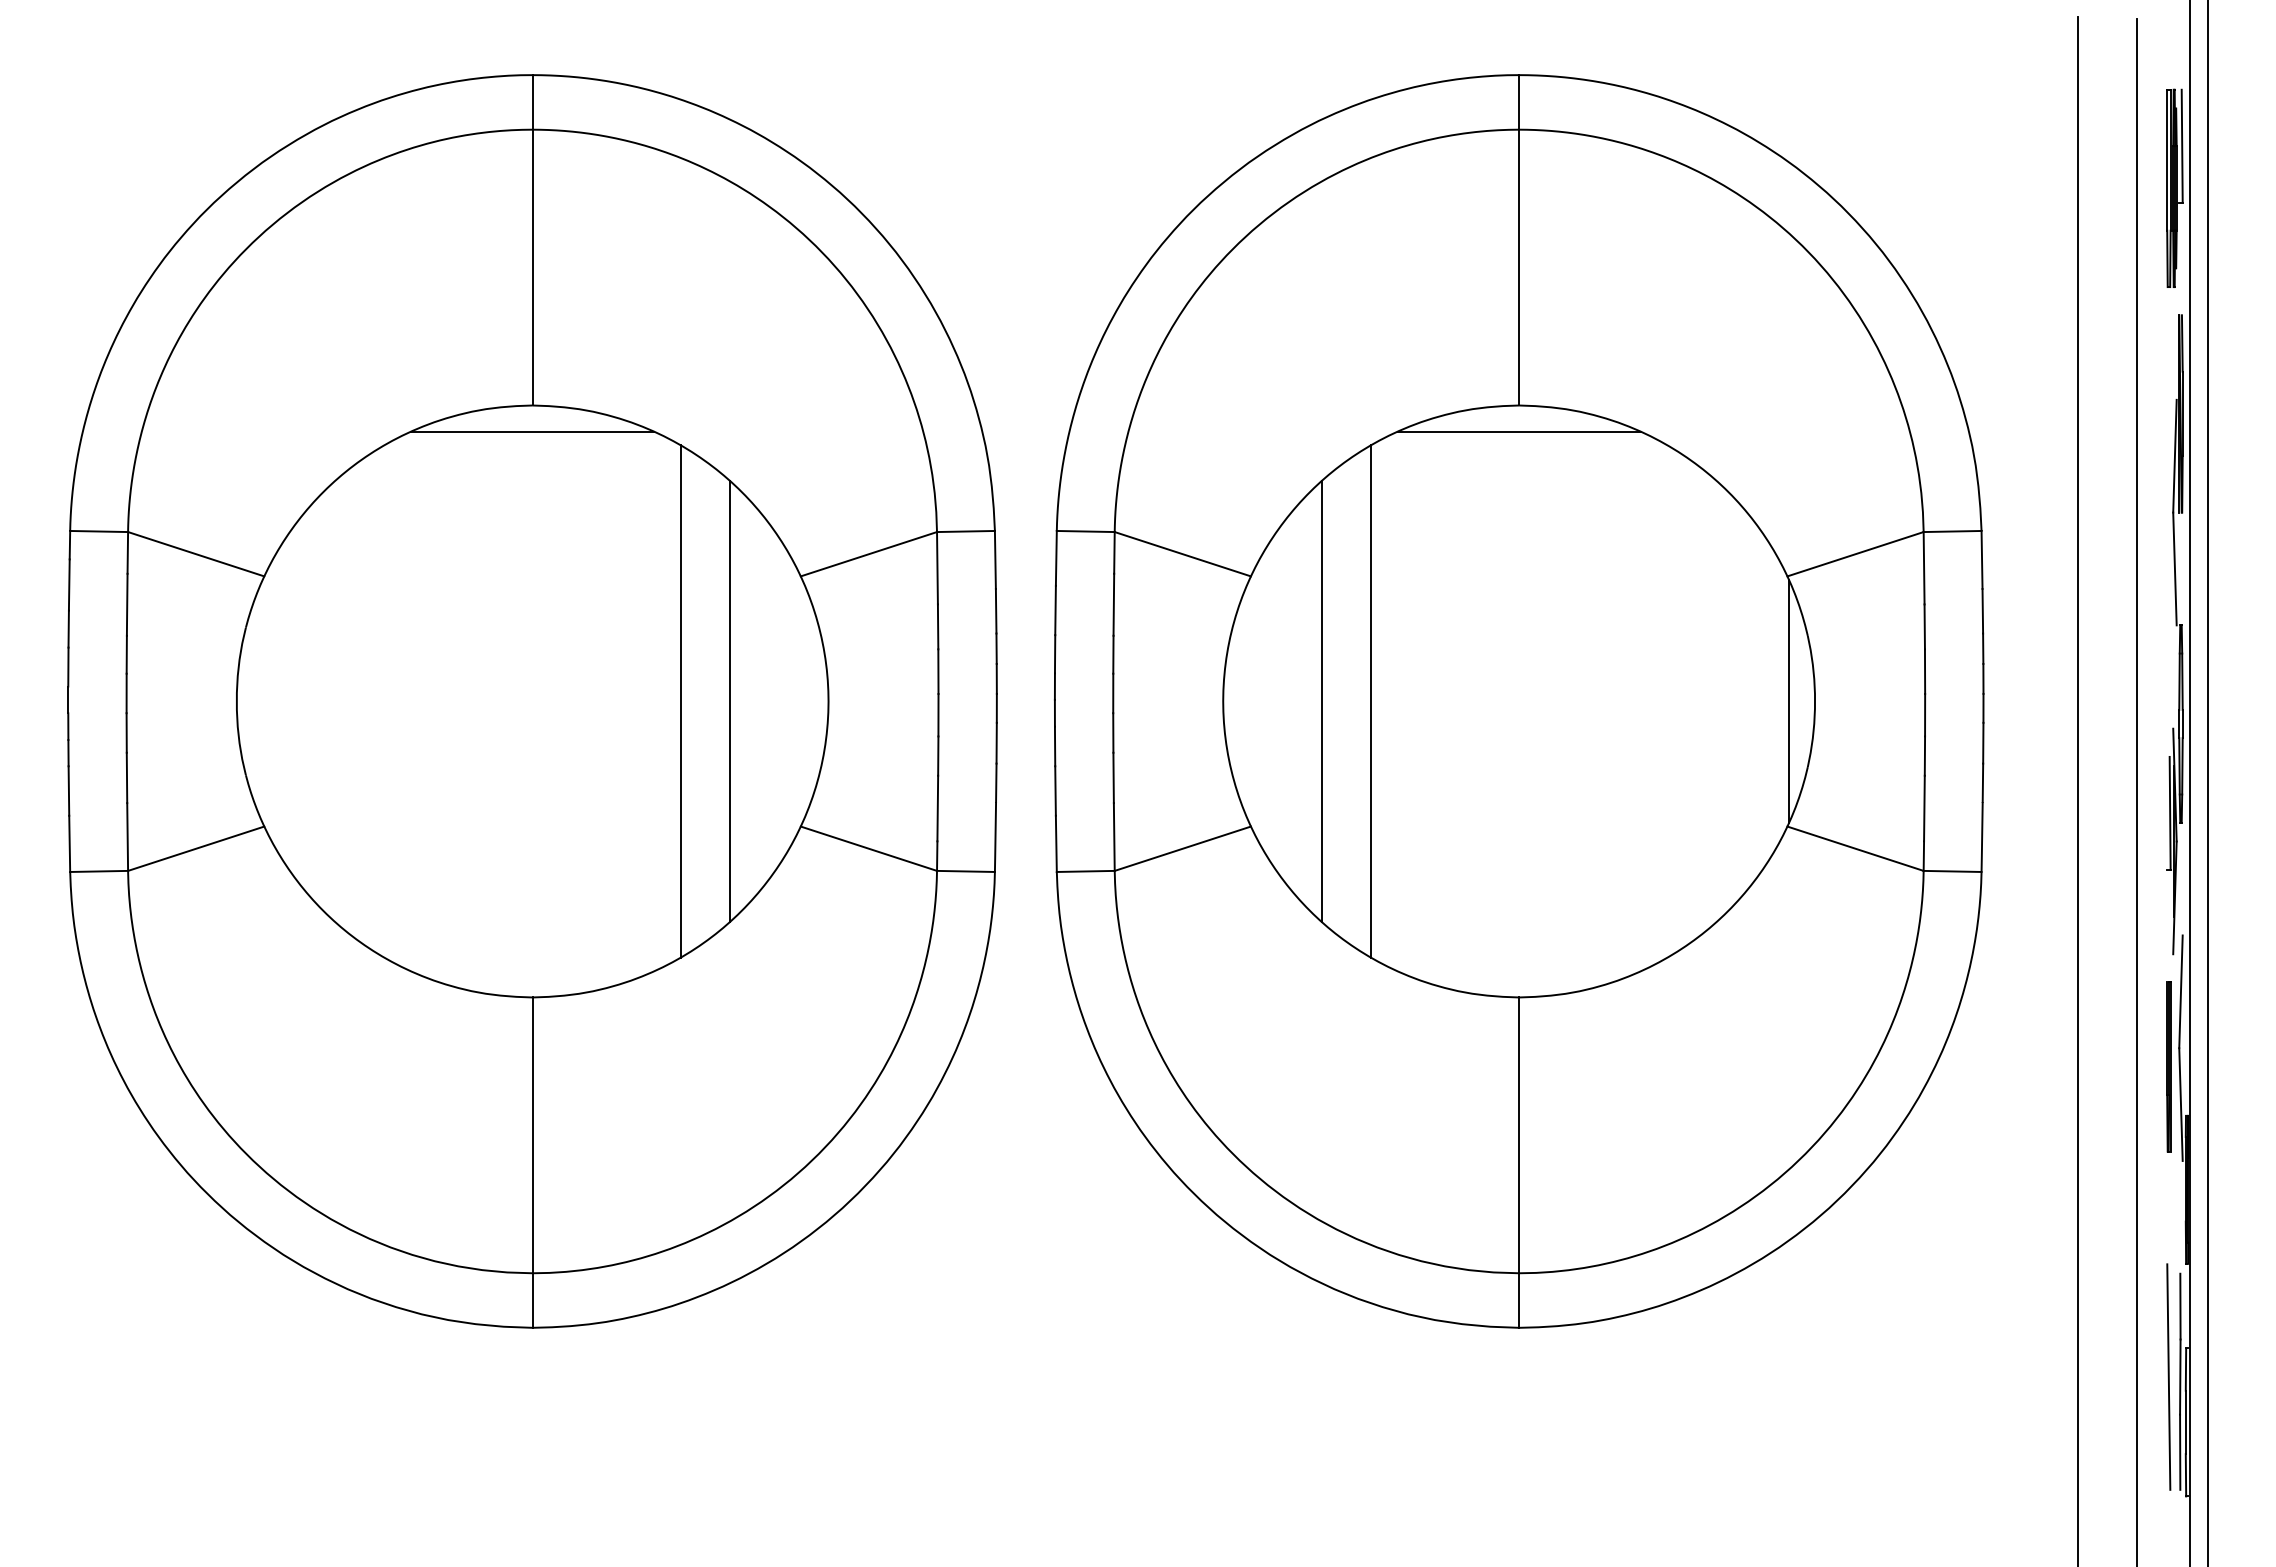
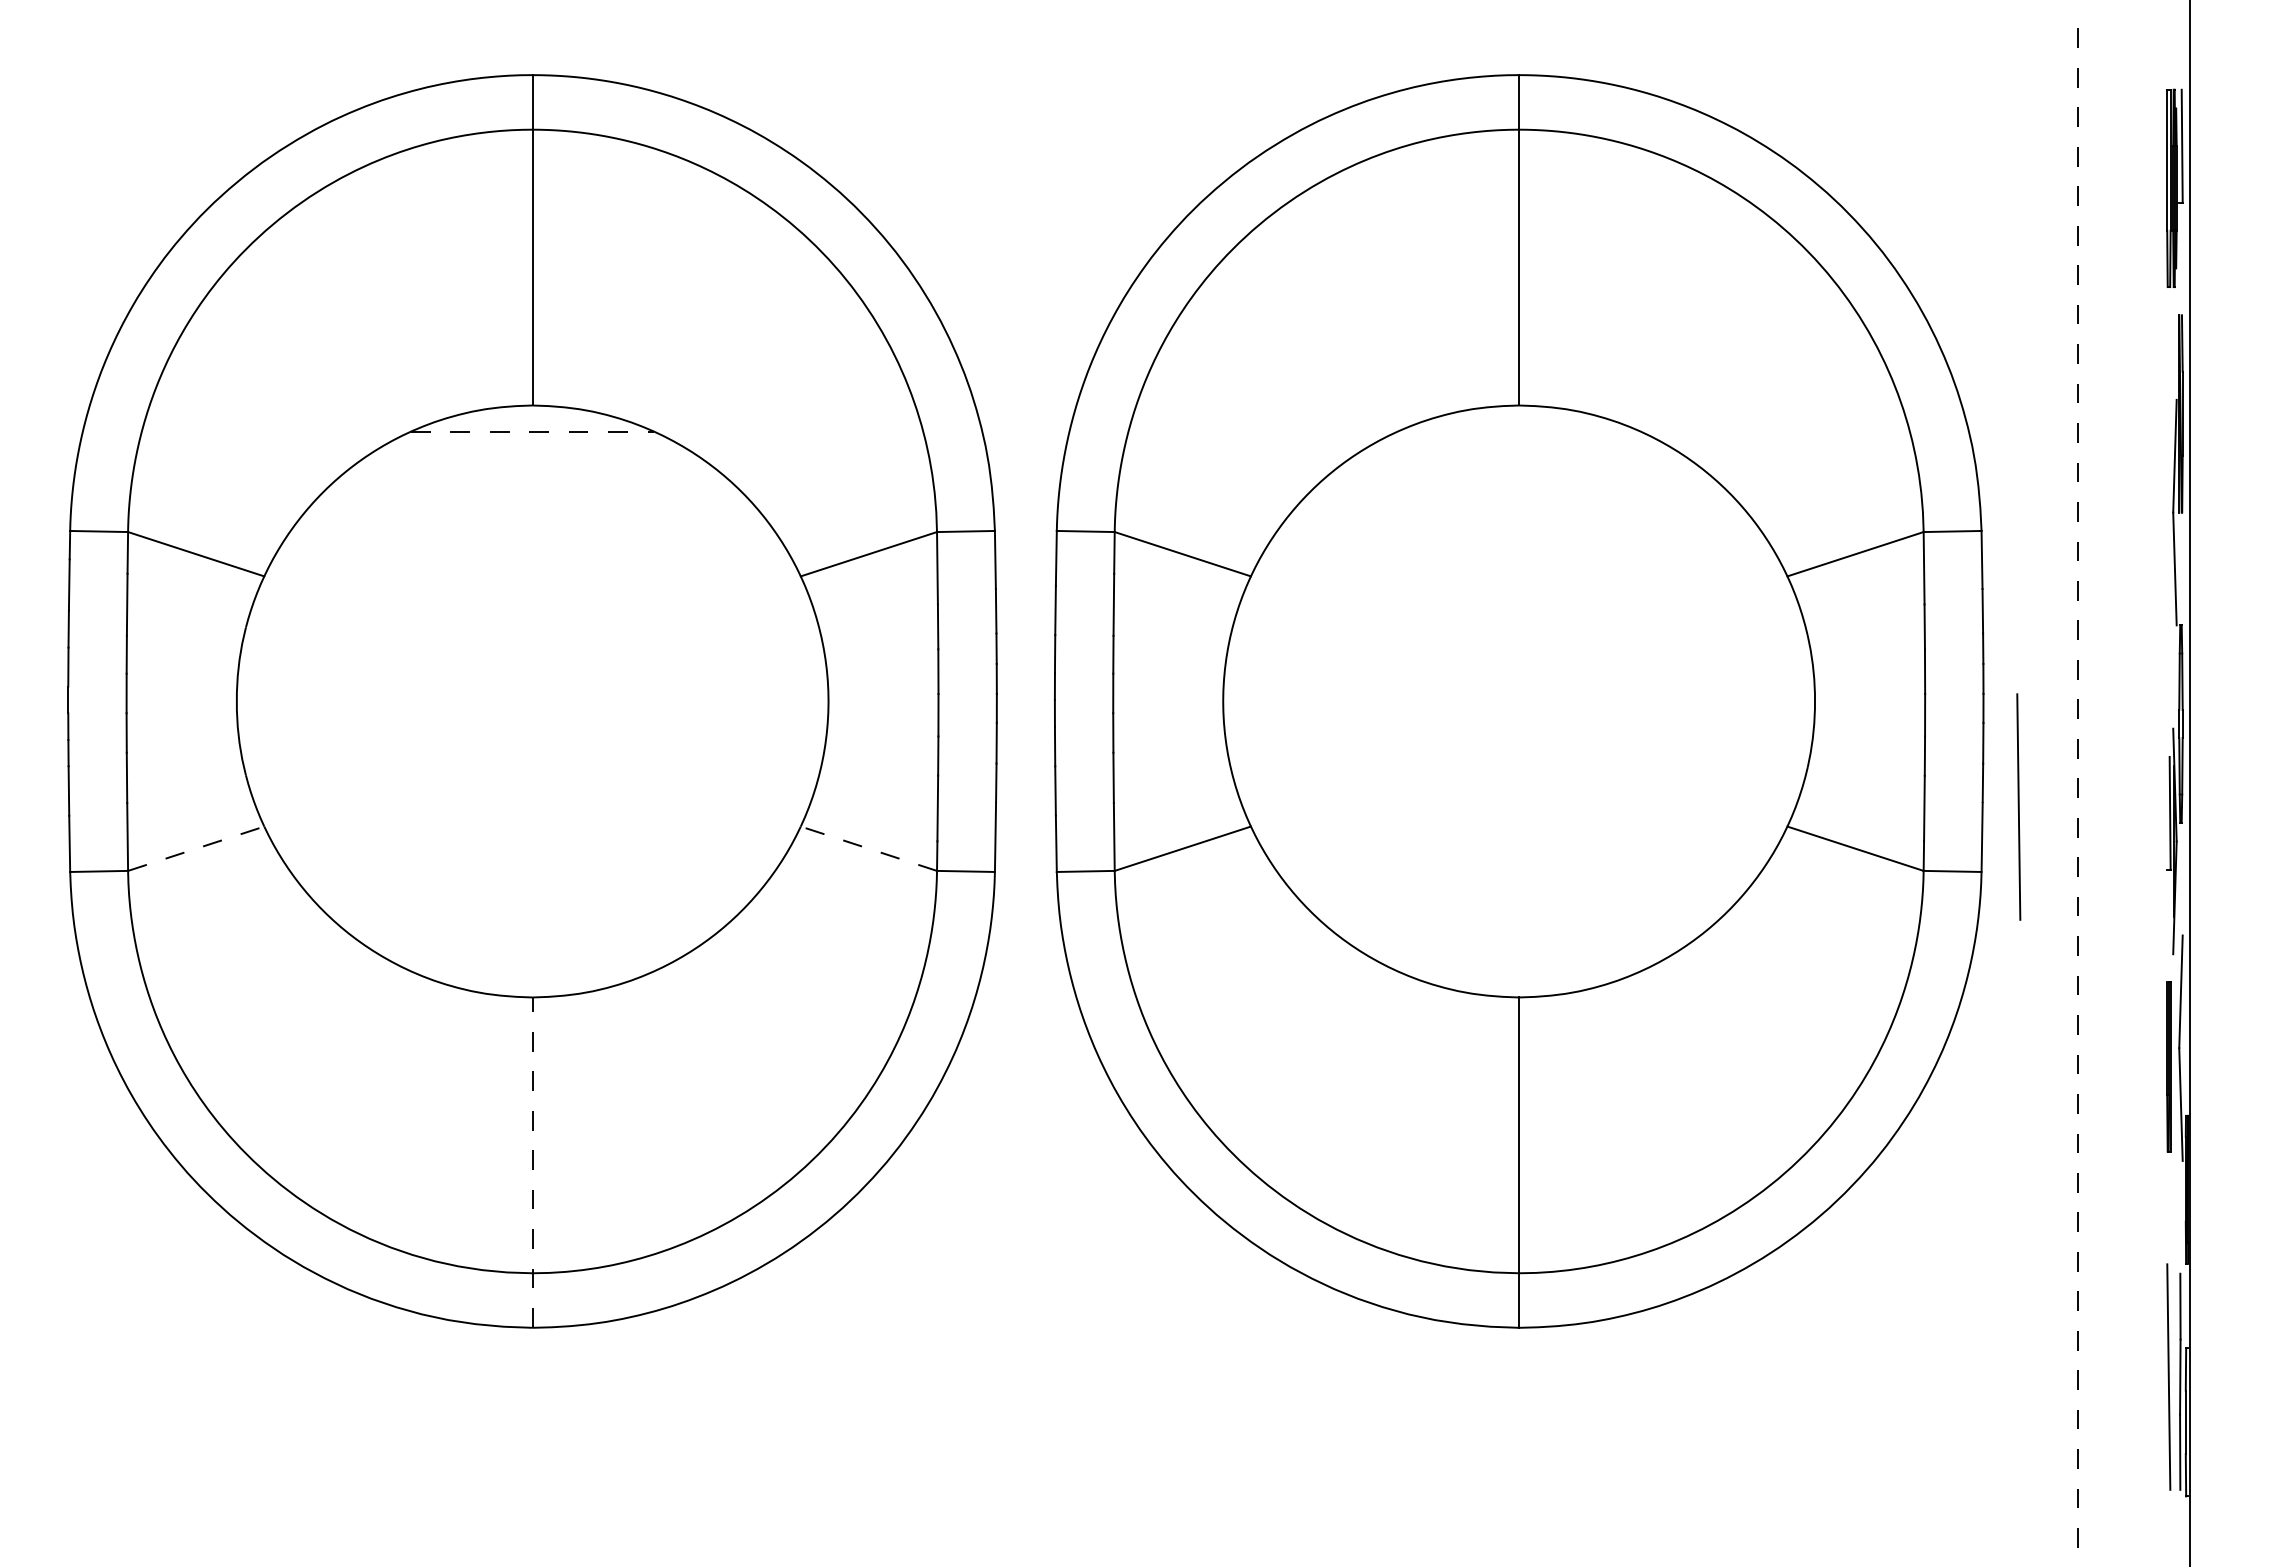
line: solid -> dashed (532, 431)
line: present -> none (1518, 431)
line: present -> none (680, 701)
line: present -> none (729, 701)
line: present -> none (1321, 701)
line: present -> none (1371, 701)
line: present -> none (1789, 701)
line: present -> none (2207, 782)
line: present -> none (2137, 790)
line: solid -> dashed (2078, 791)
line: none -> present (2018, 806)
line: solid -> dashed (196, 848)
line: solid -> dashed (868, 848)
line: solid -> dashed (532, 1162)
